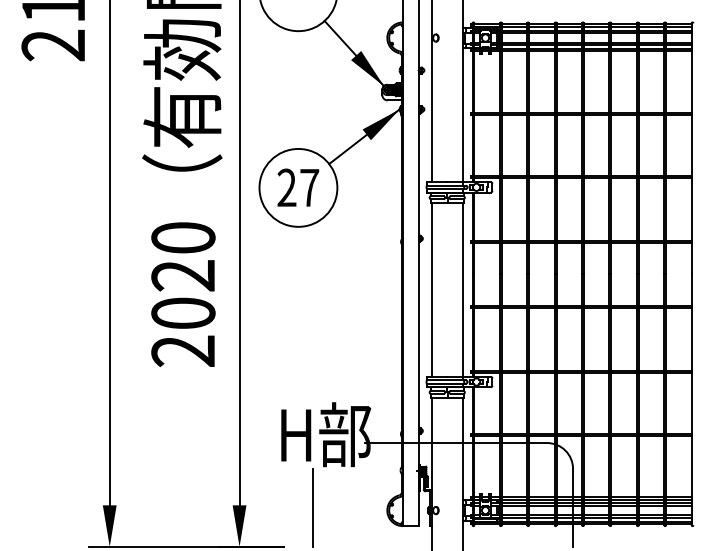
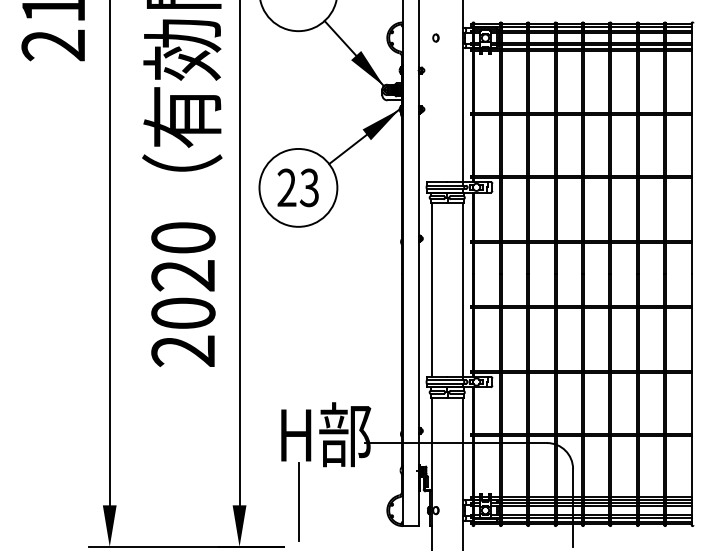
line: present -> none (431, 92)
text: 27 -> 23 (309, 187)
line position: (312, 507) -> (298, 501) (298, 501)
